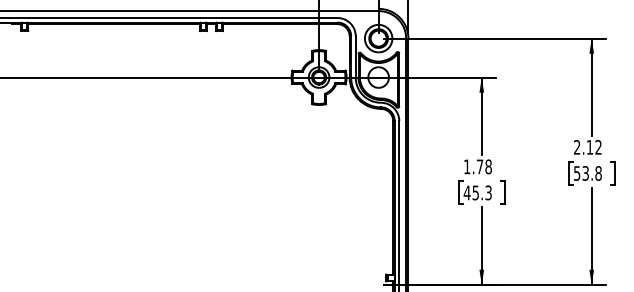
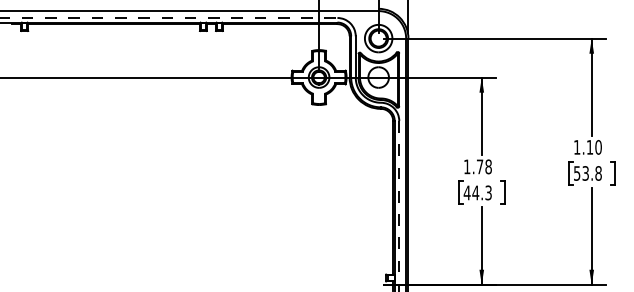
line: solid -> dashed (169, 18)
text: 2.12 -> 1.10 (587, 147)
text: 45.3 -> 44.3 (475, 192)
line: solid -> dashed (399, 206)
